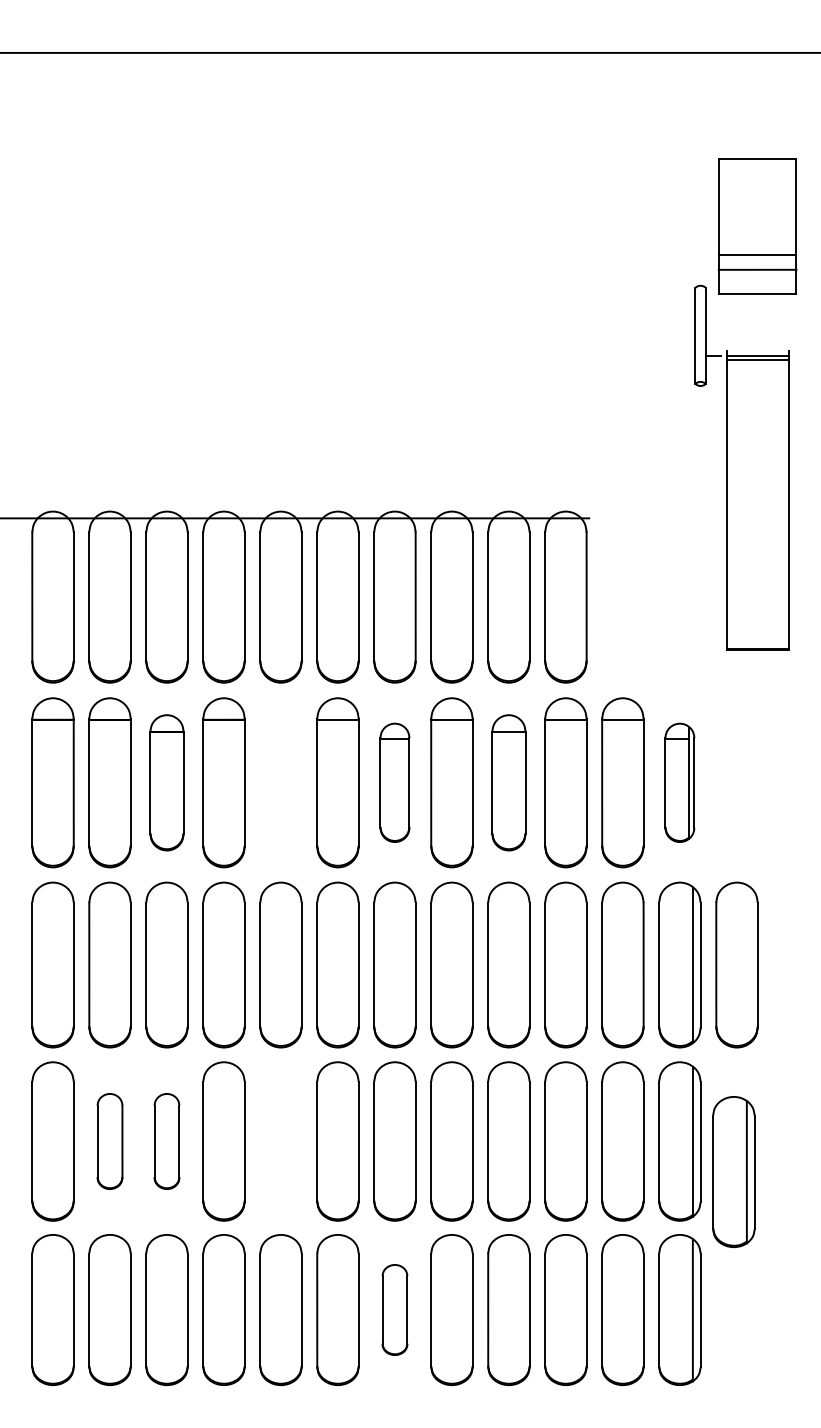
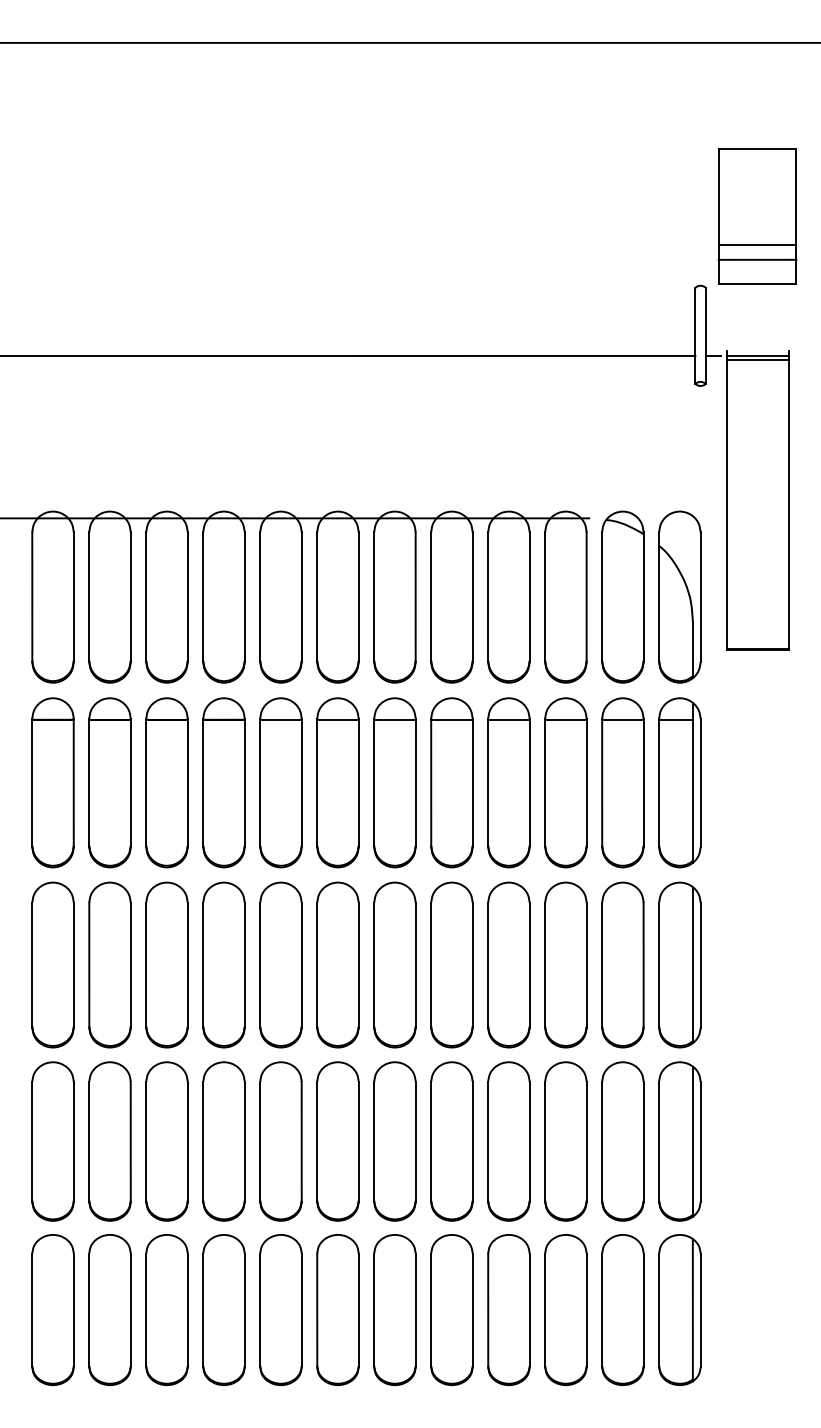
line position: (409, 52) -> (409, 42) (409, 42)
part position: (757, 226) -> (757, 216) (757, 216)
line: none -> present (348, 355)
part: none -> present (622, 596)
part: none -> present (679, 596)
part size: 36x138 px -> 44x172 px (166, 782)
part: none -> present (280, 782)
part size: 32x121 px -> 44x172 px (394, 782)
part size: 36x138 px -> 44x172 px (508, 782)
part size: 32x121 px -> 44x172 px (679, 782)
part: present -> none (736, 964)
part size: 28x97 px -> 44x161 px (109, 1141)
part size: 28x97 px -> 44x161 px (166, 1141)
part: none -> present (280, 1141)
part: present -> none (733, 1171)
part size: 28x92 px -> 44x152 px (394, 1309)
